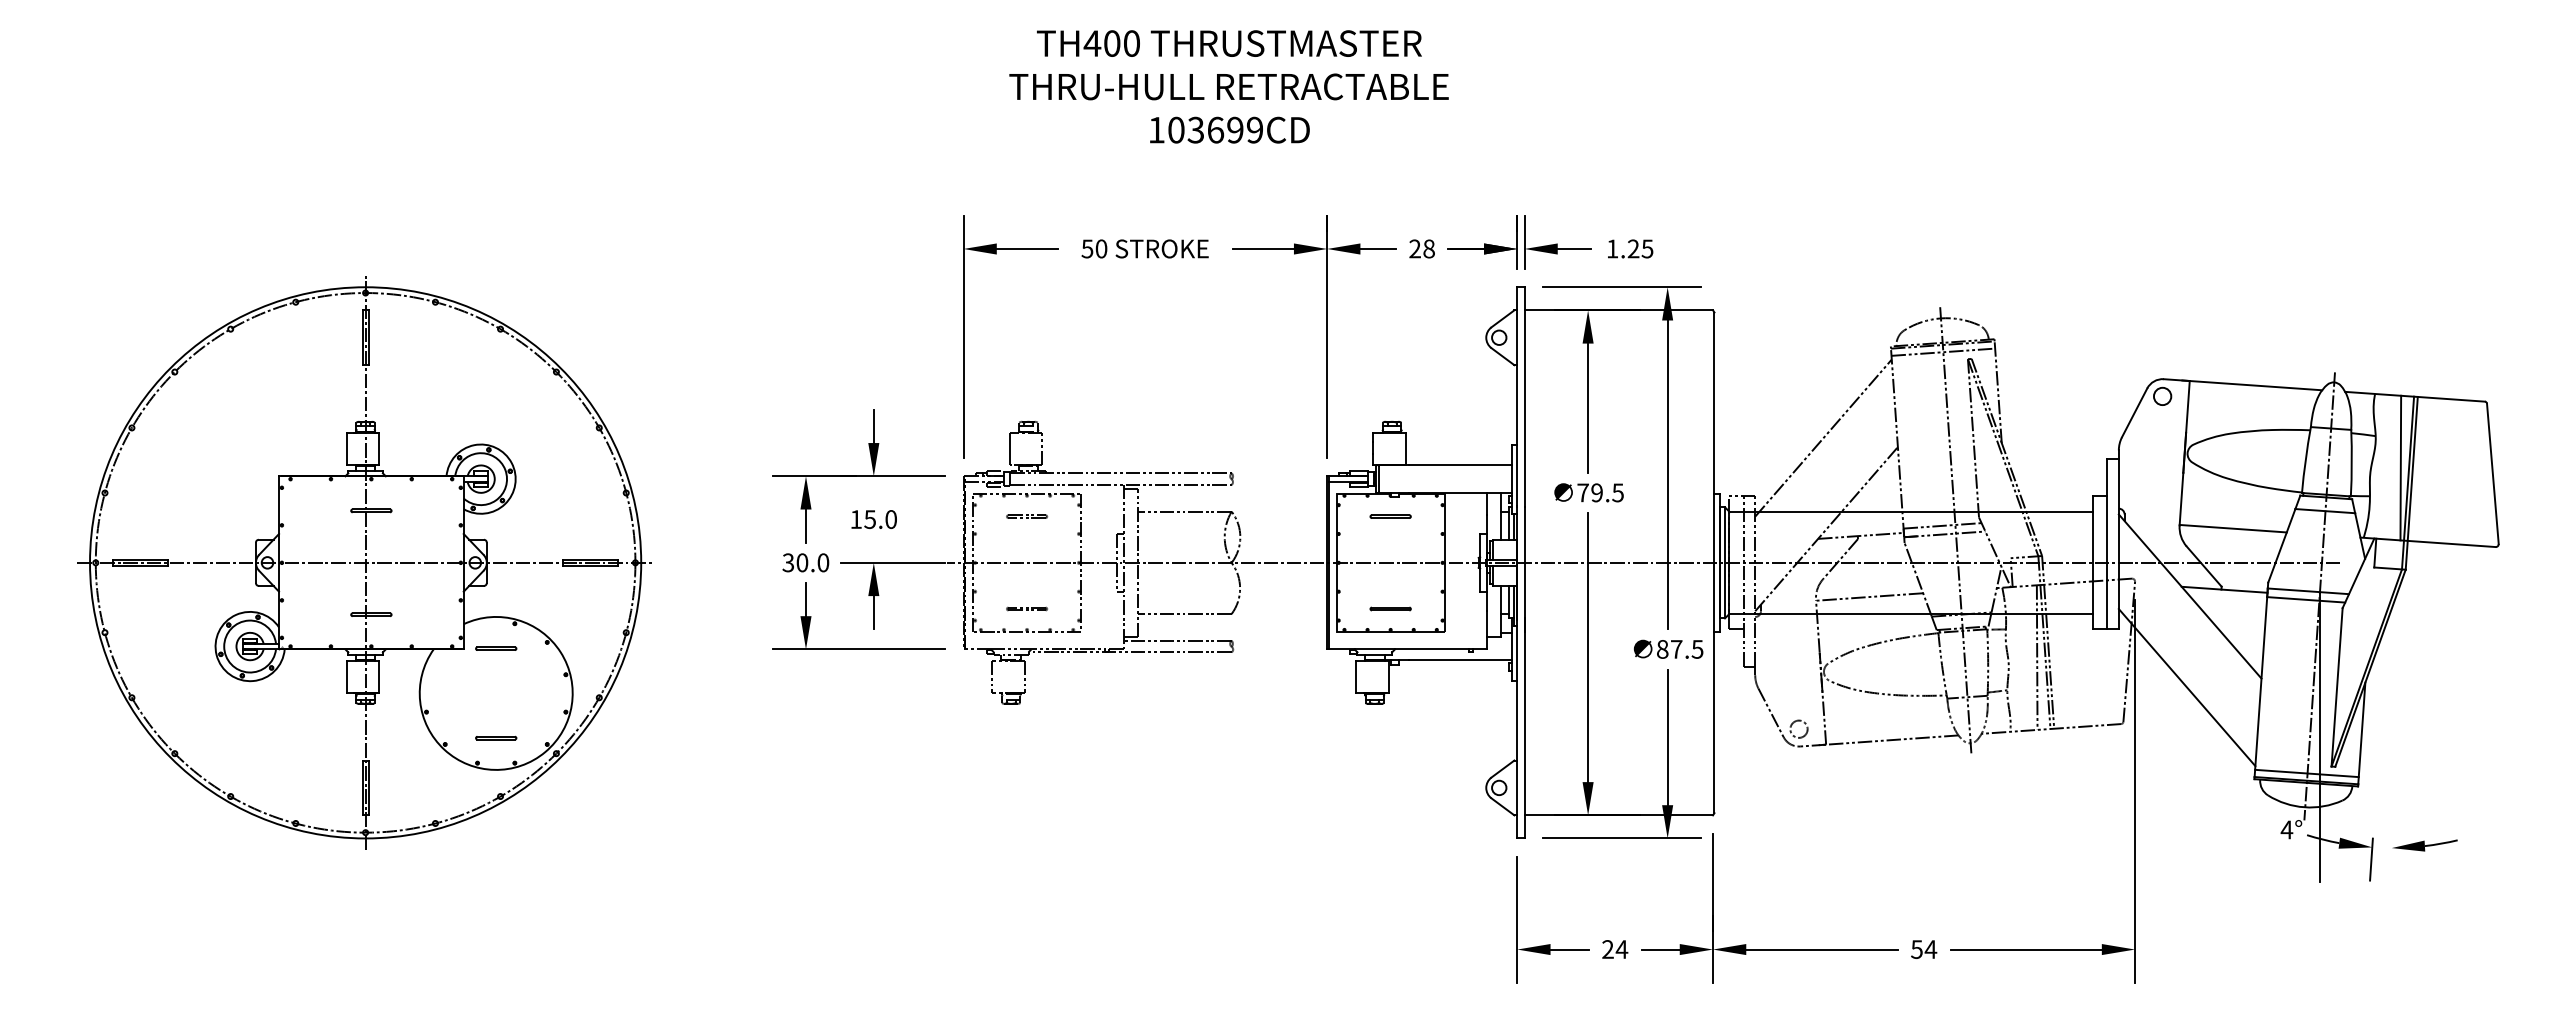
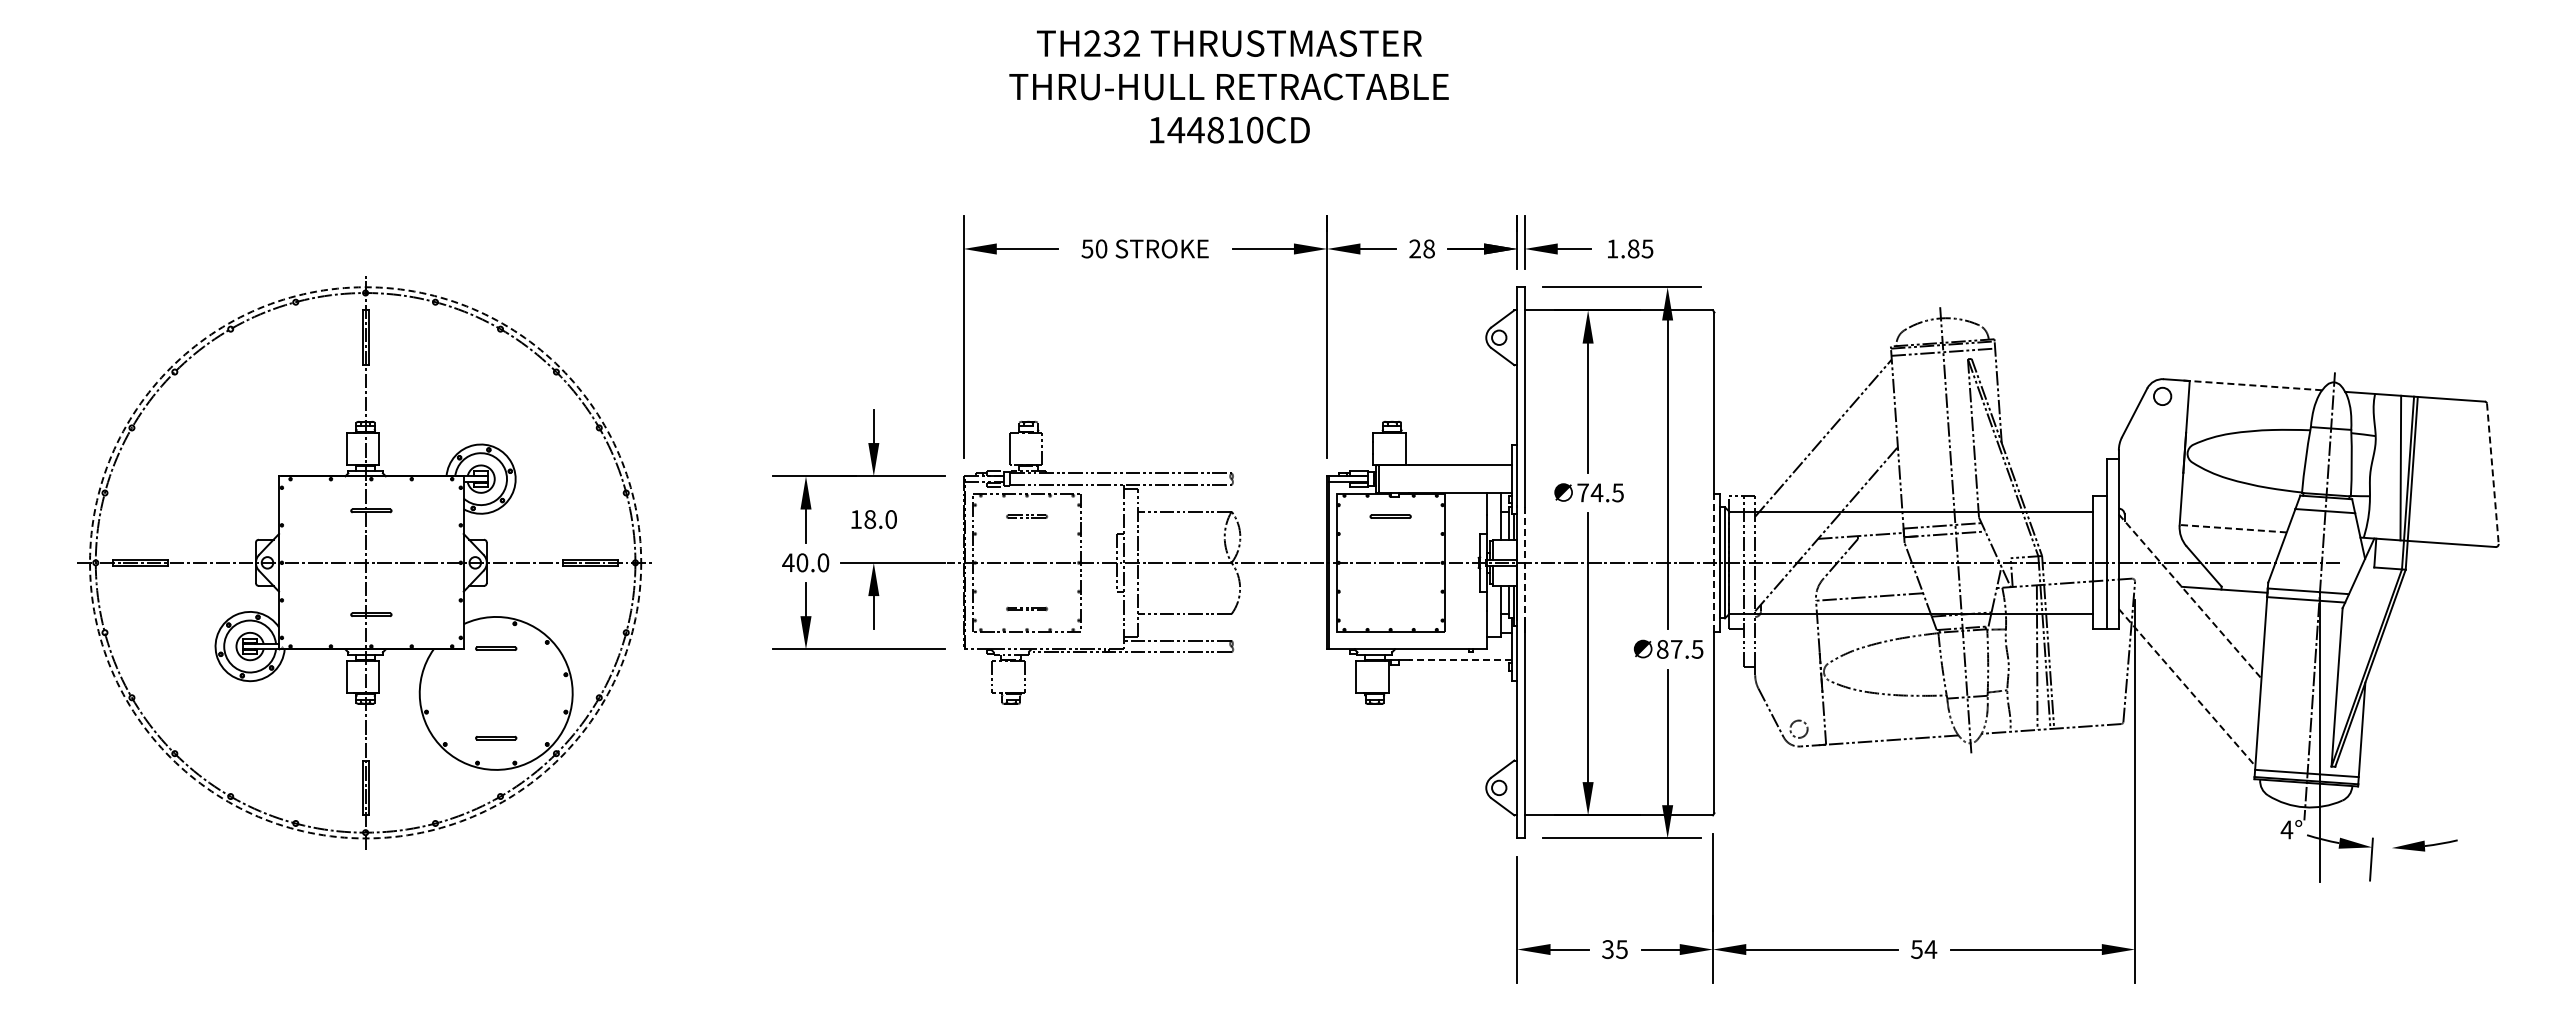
text: TH400 -> TH232 (1111, 43)
text: 103699CD -> 144810CD (1215, 129)
text: 1.25 -> 1.85 (1633, 248)
line: solid -> dashed (2251, 385)
line: solid -> dashed (2492, 474)
text: 79.5 -> 74.5 (1596, 492)
text: 15.0 -> 18.0 (870, 519)
line: solid -> dashed (2233, 528)
circle: solid -> dashed (365, 562)
text: 30.0 -> 40.0 (788, 562)
line: solid -> dashed (1524, 562)
line: solid -> dashed (1714, 562)
line: solid -> dashed (2190, 596)
part: present -> none (1390, 608)
line: solid -> dashed (1459, 660)
line: solid -> dashed (2187, 687)
text: 24 -> 35 (1615, 949)
